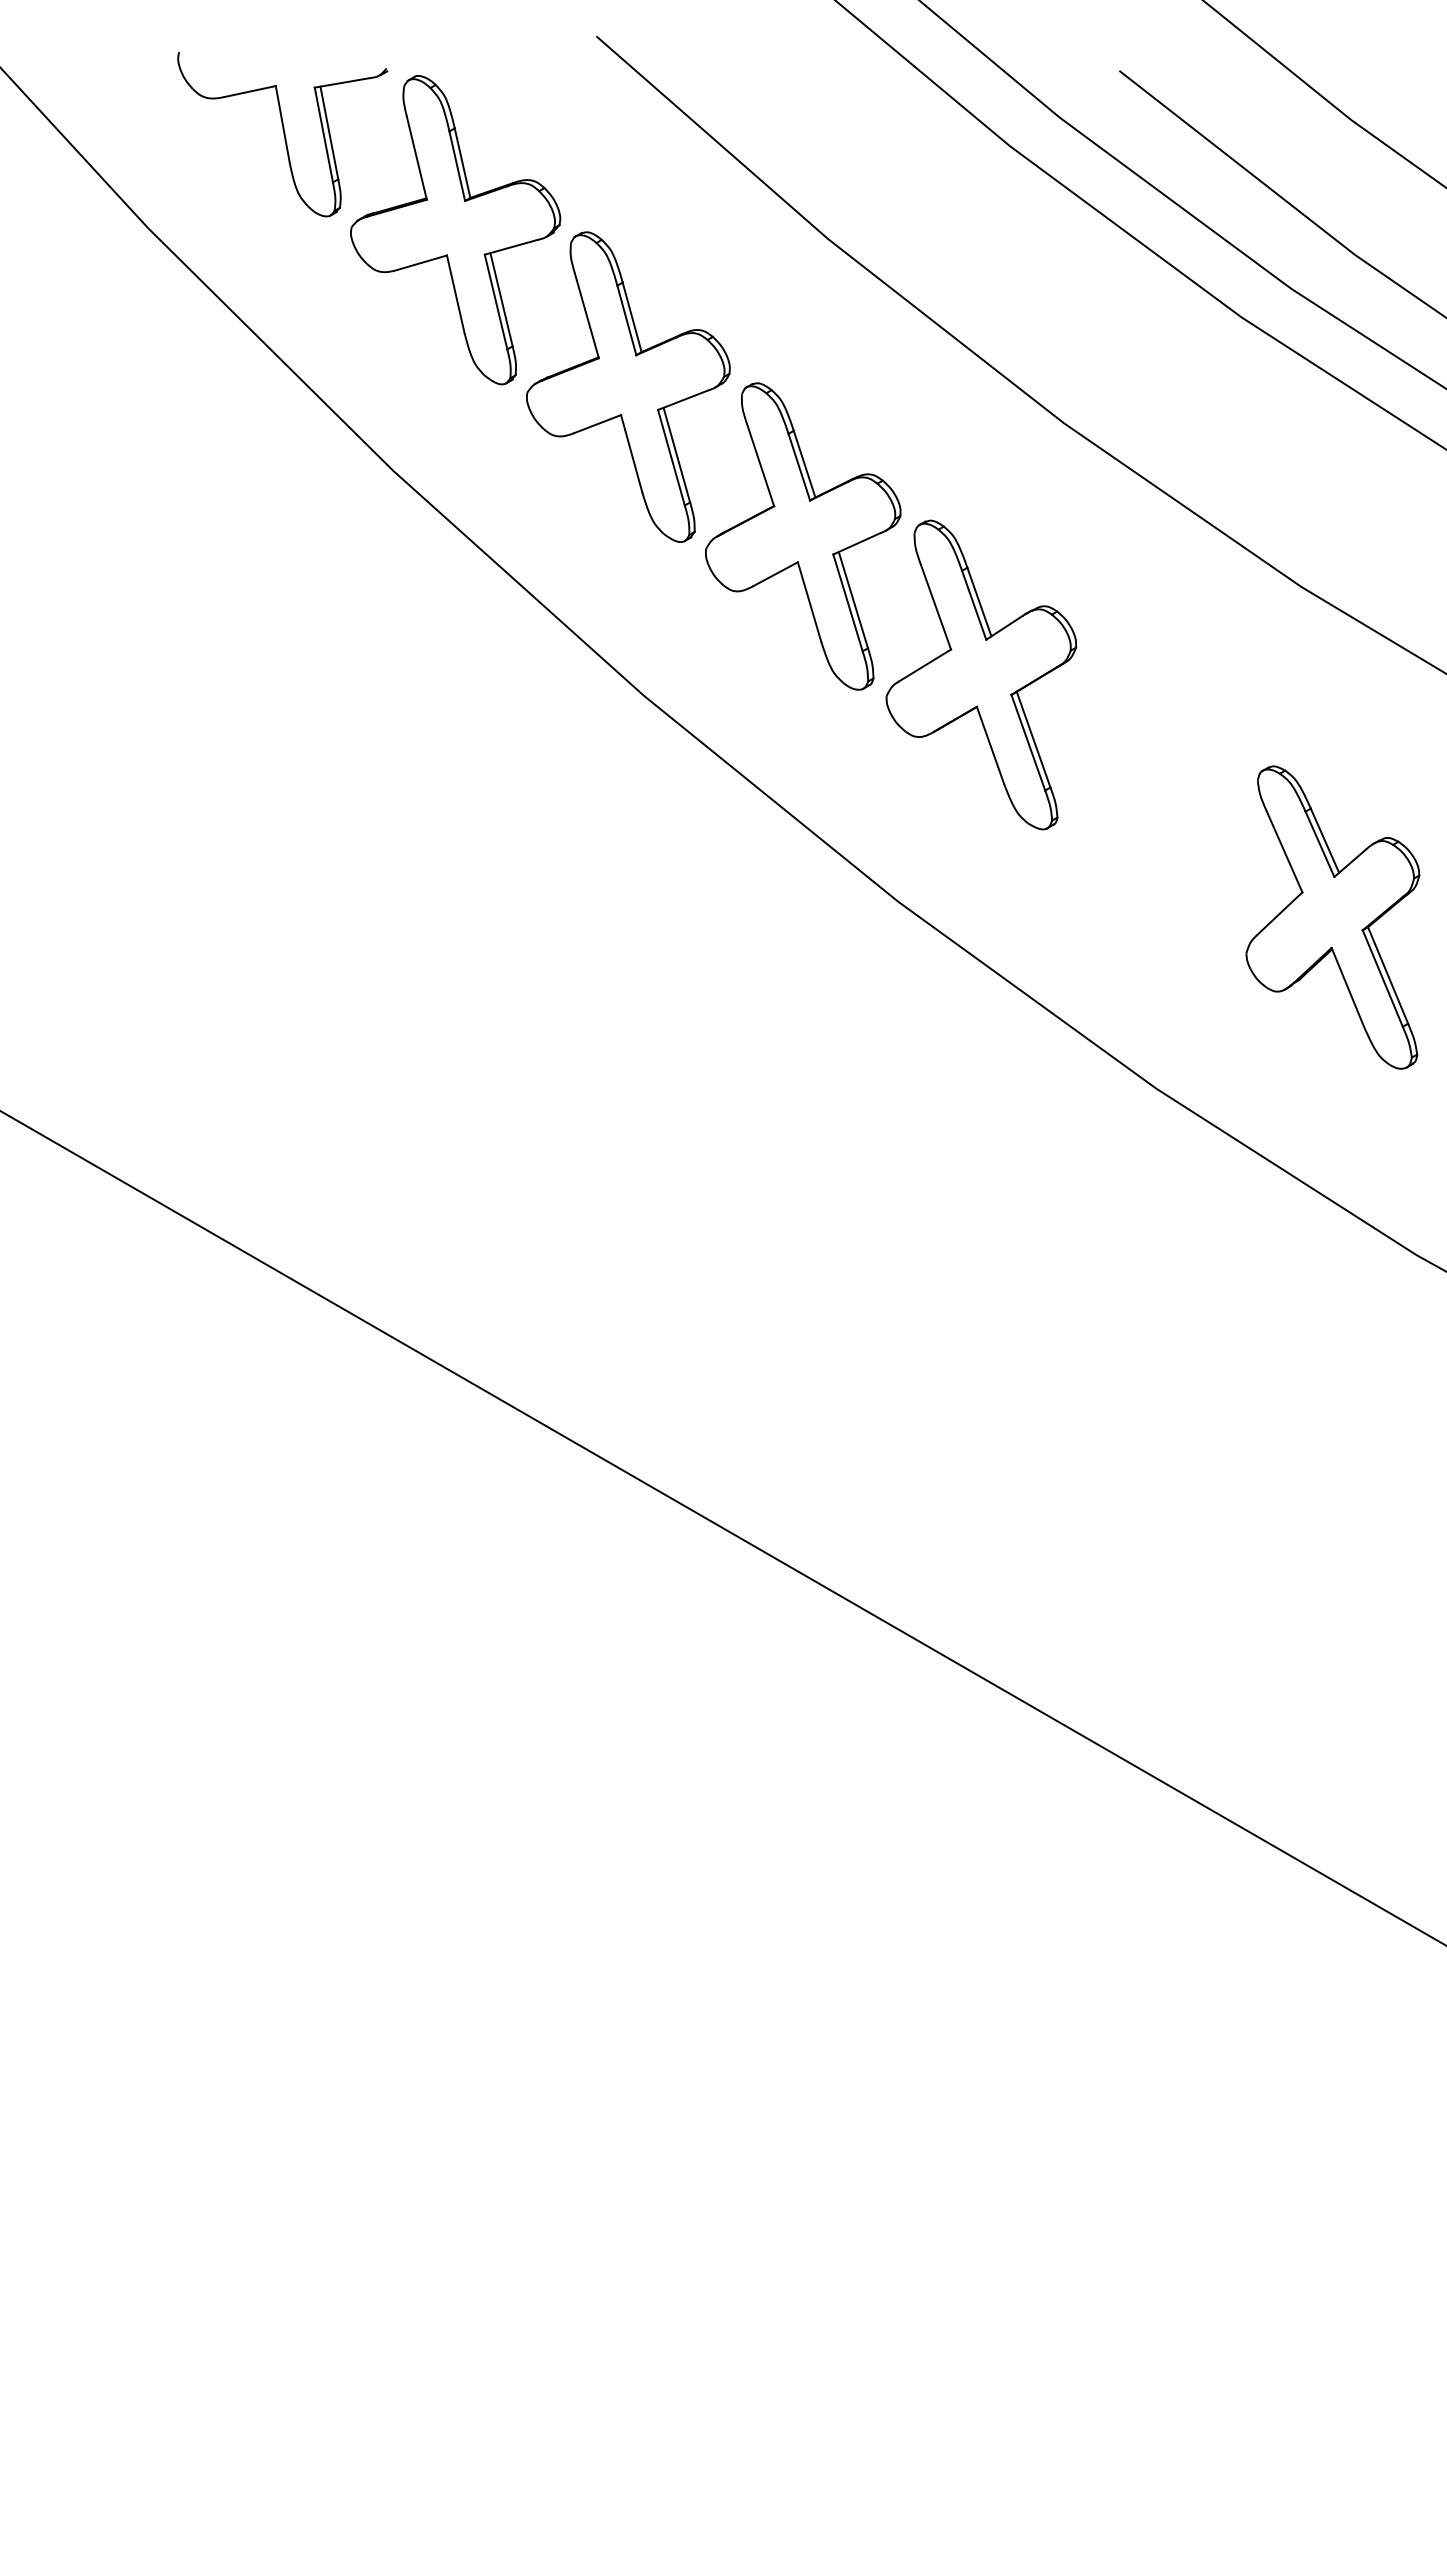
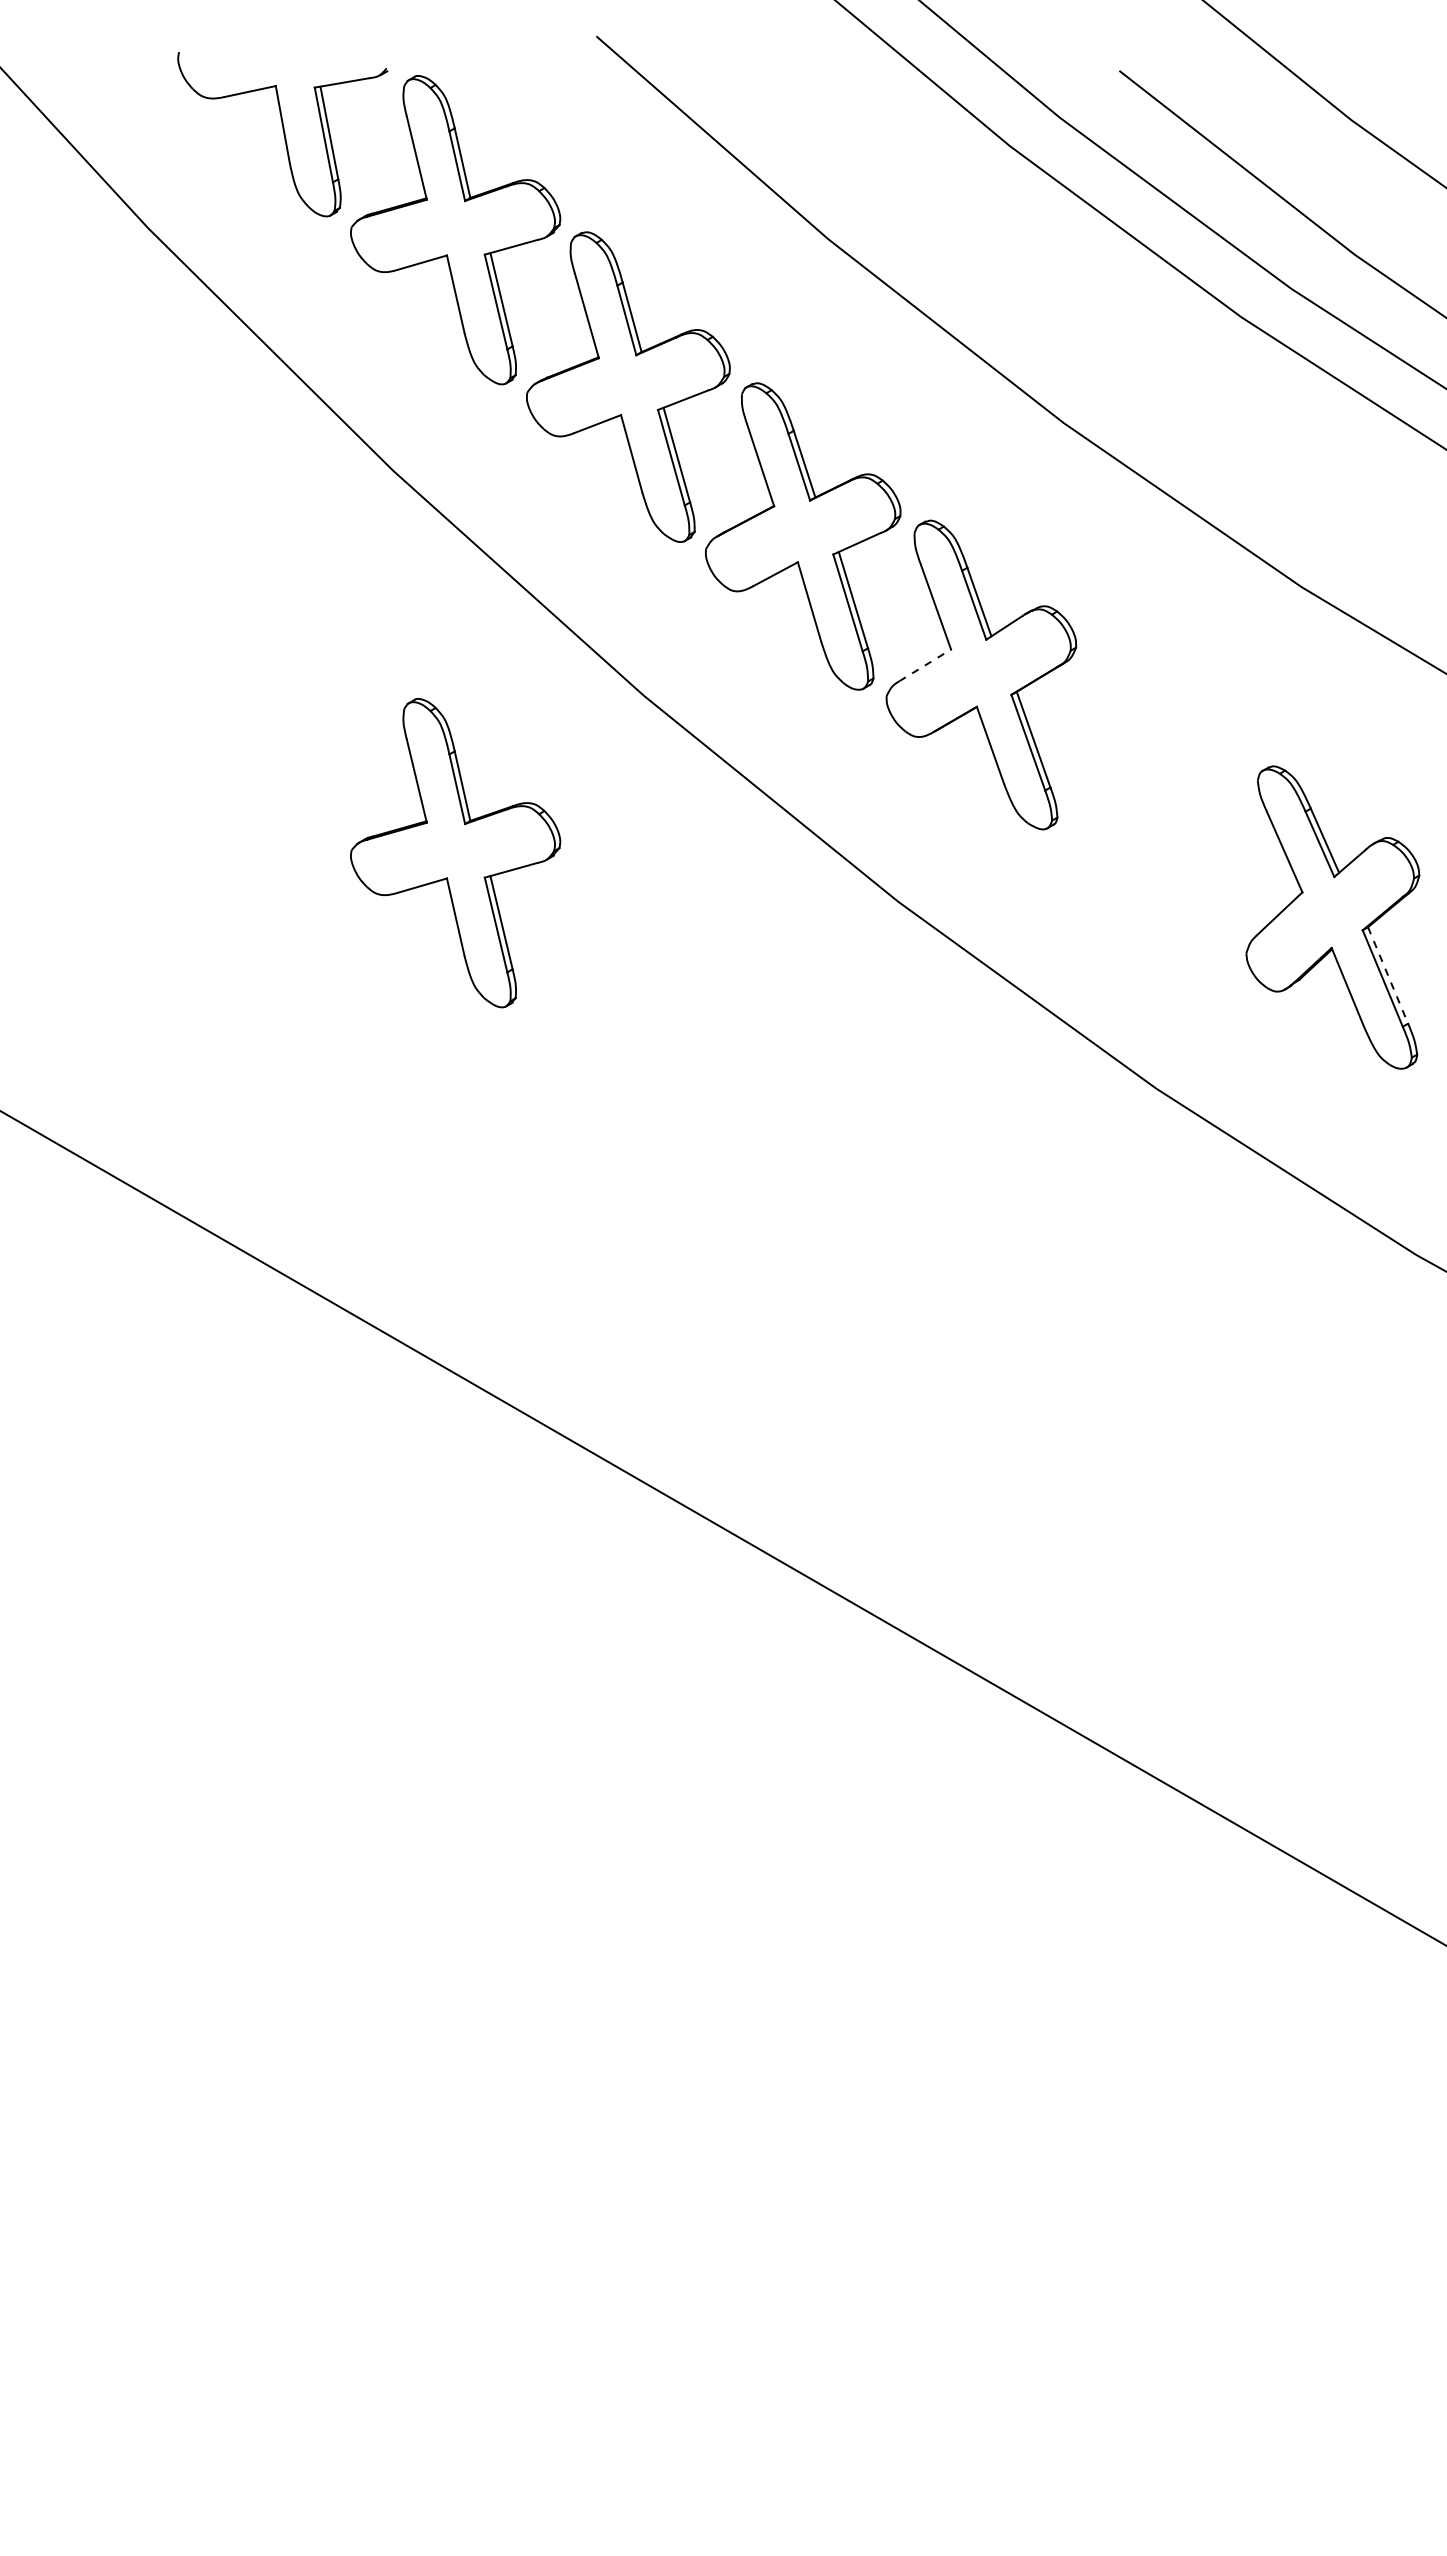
line: solid -> dashed (925, 665)
part: none -> present (455, 853)
line: solid -> dashed (1388, 975)
